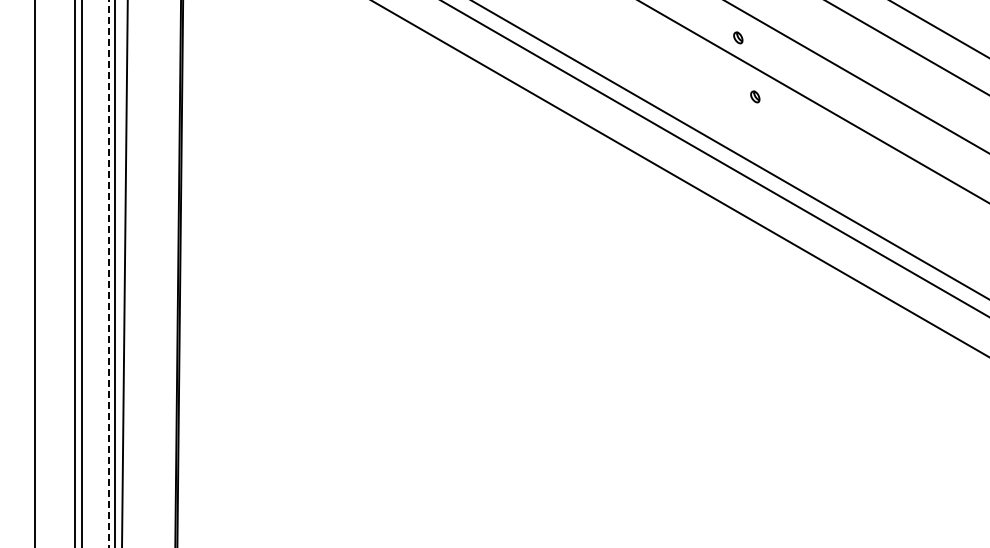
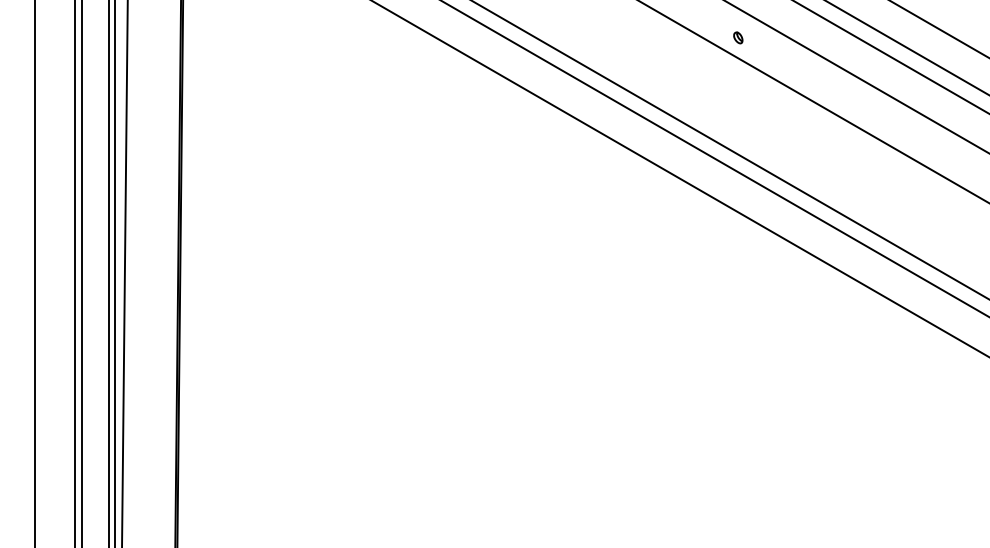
line: none -> present (890, 57)
part: present -> none (755, 96)
line: dashed -> solid (109, 274)
